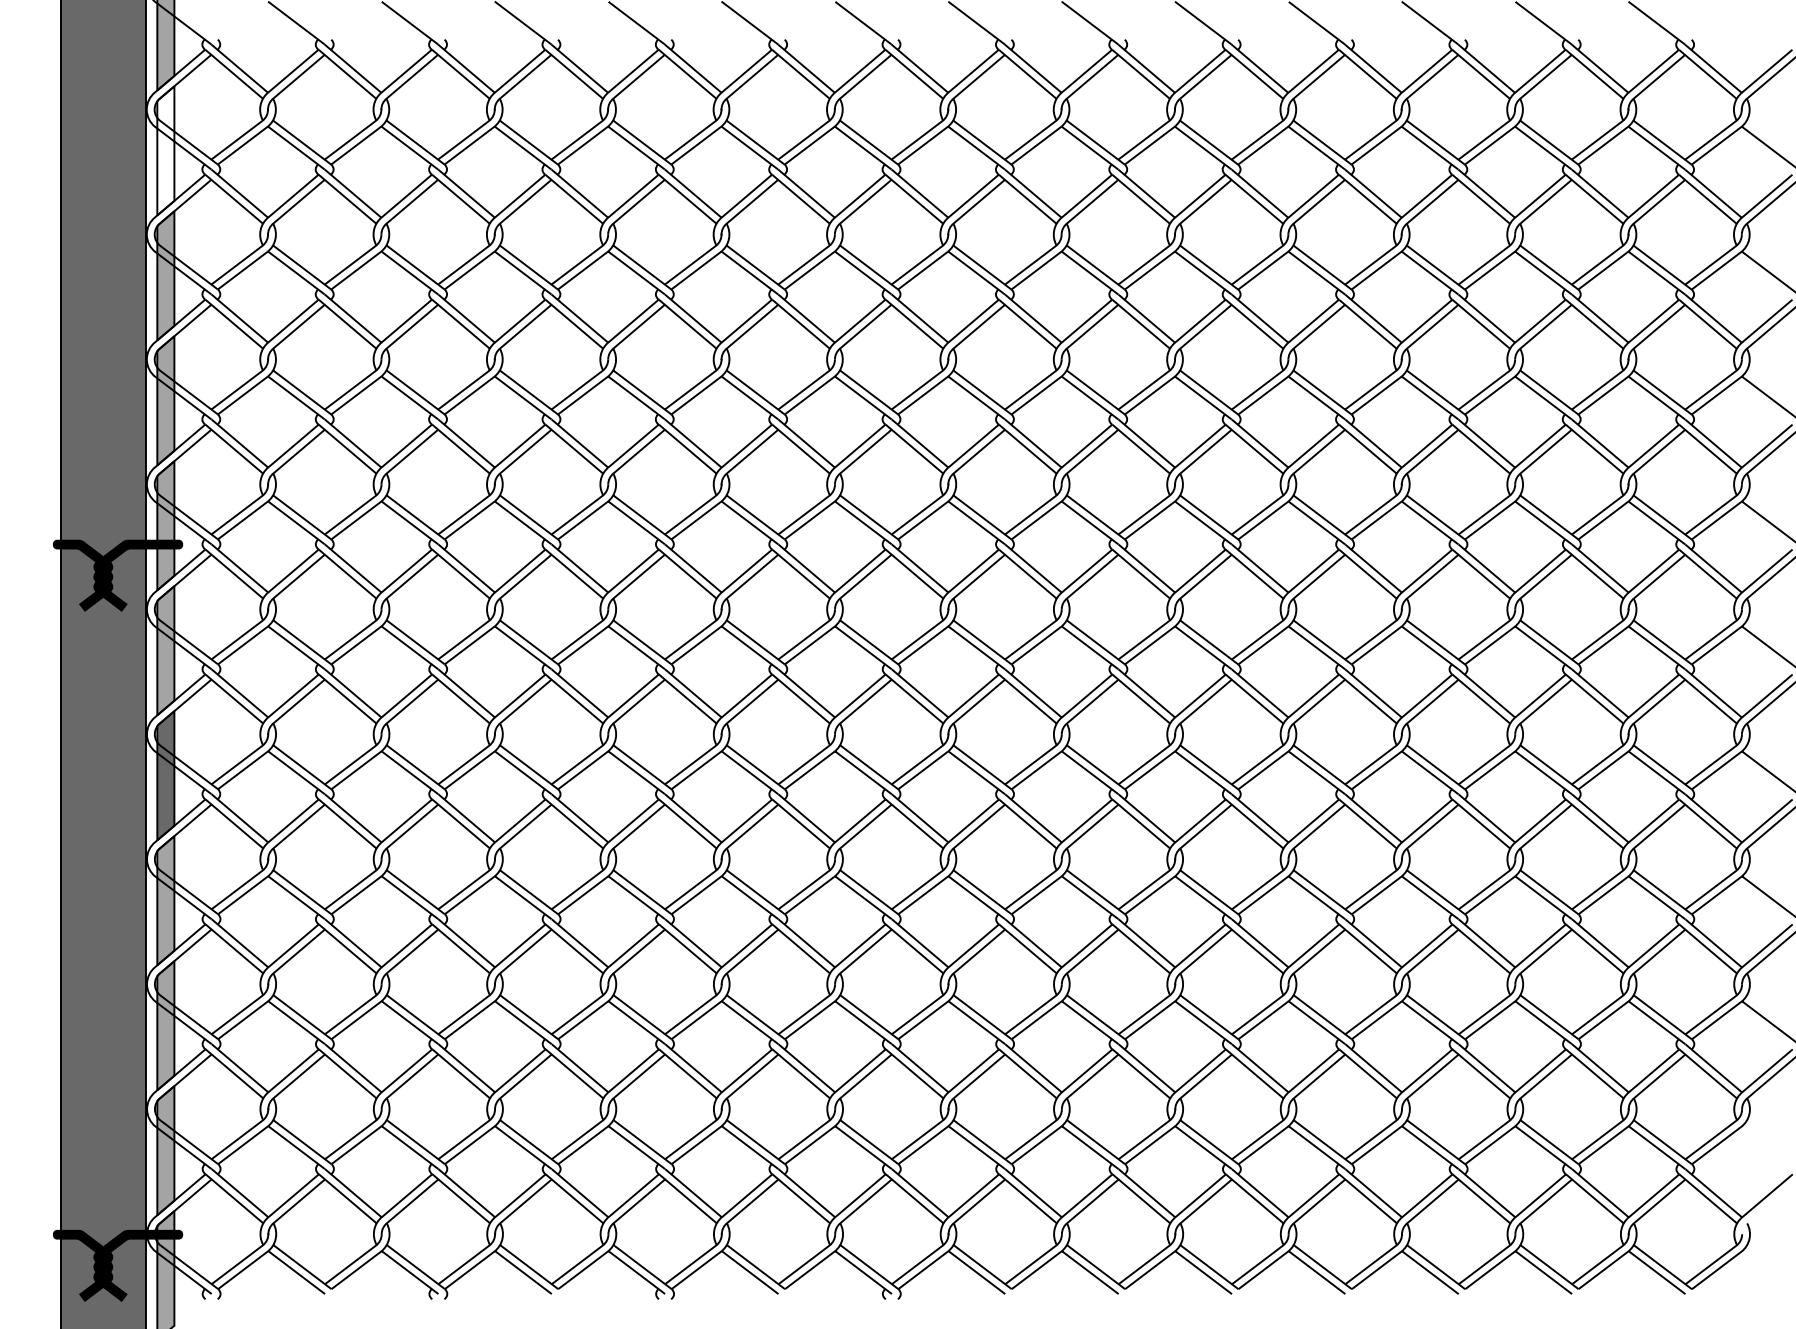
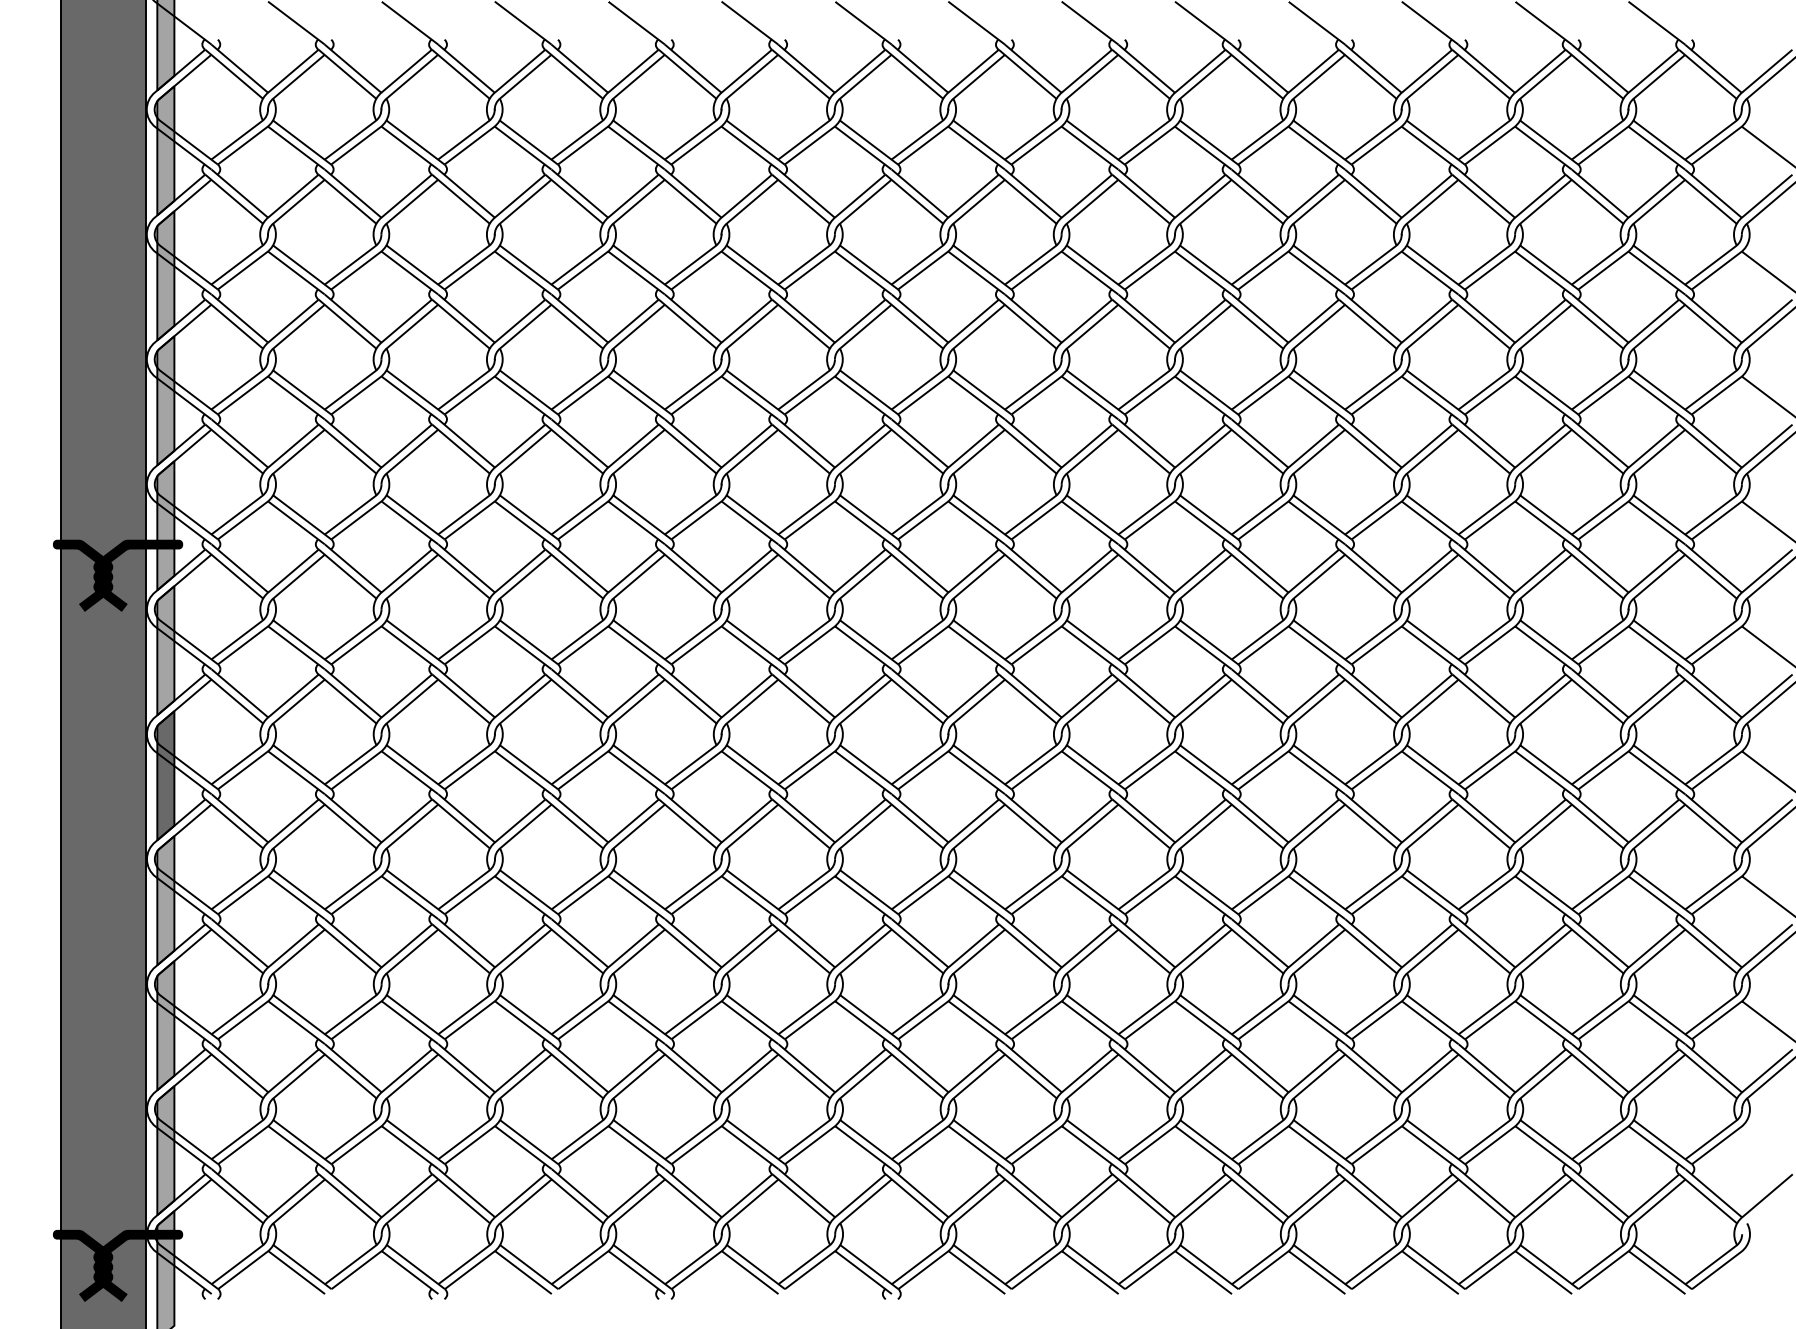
fill: none -> present (165, 150)
